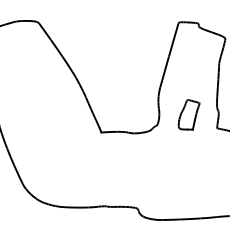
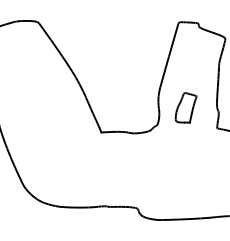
part position: (188, 114) -> (185, 107) (185, 107)
